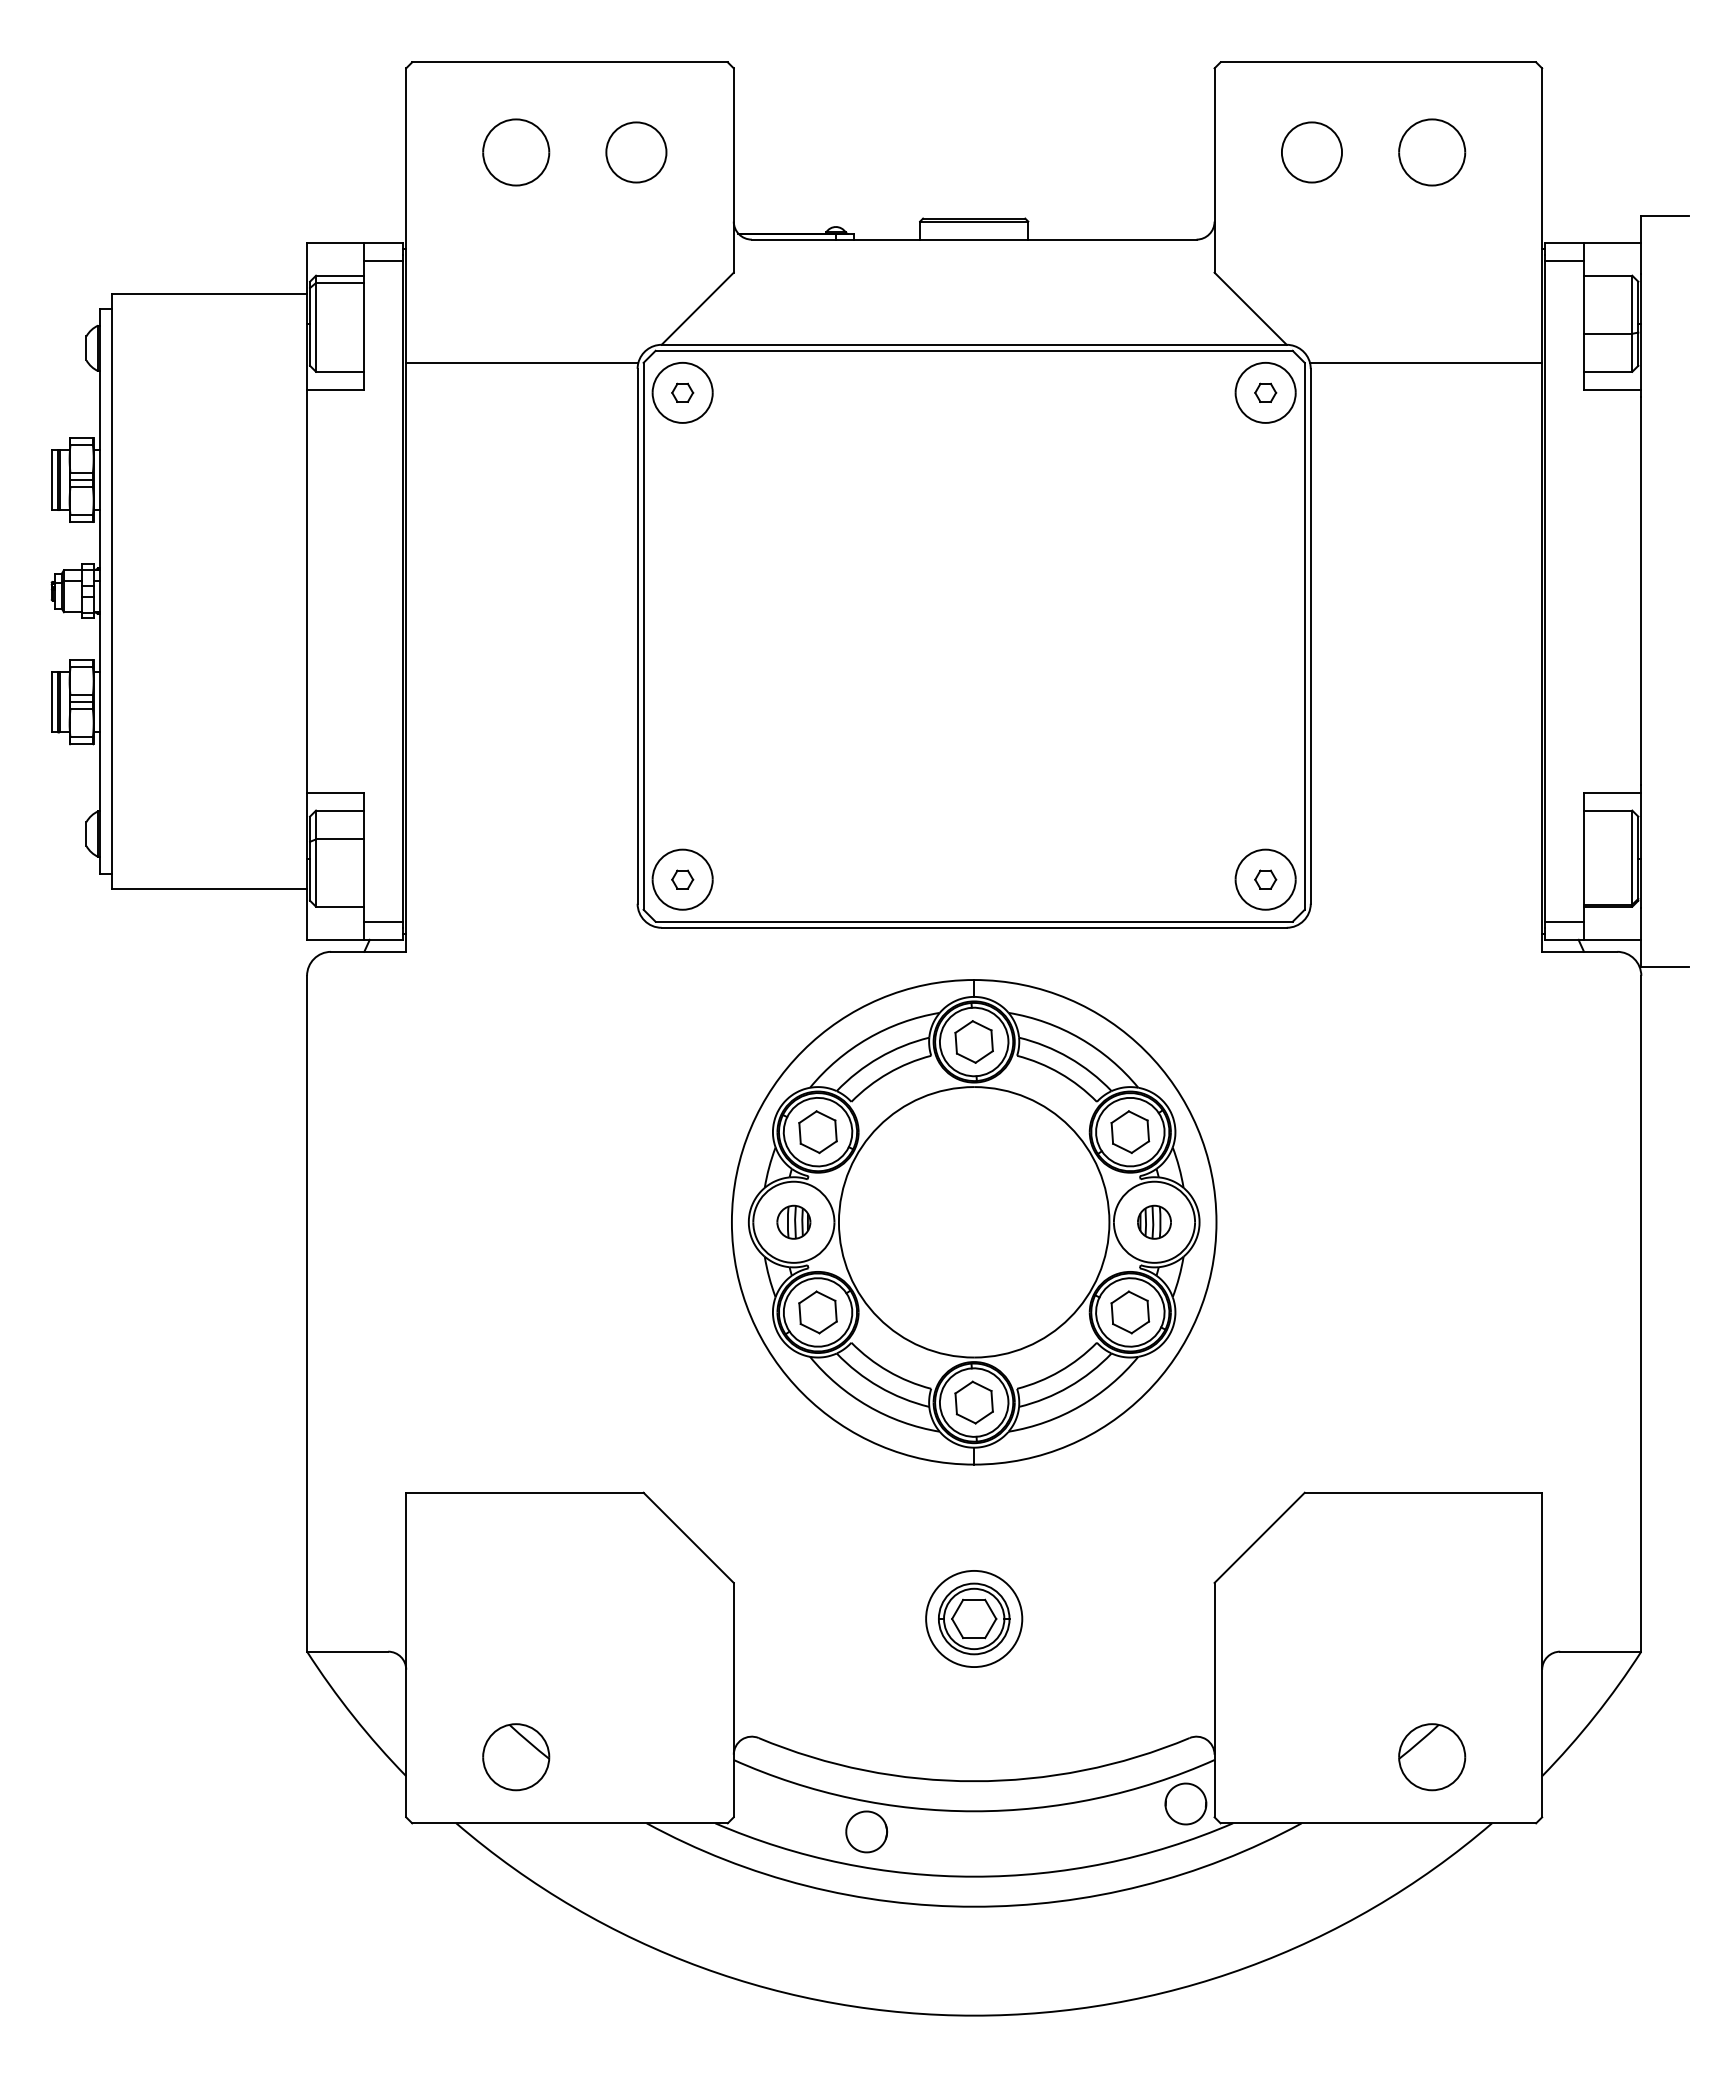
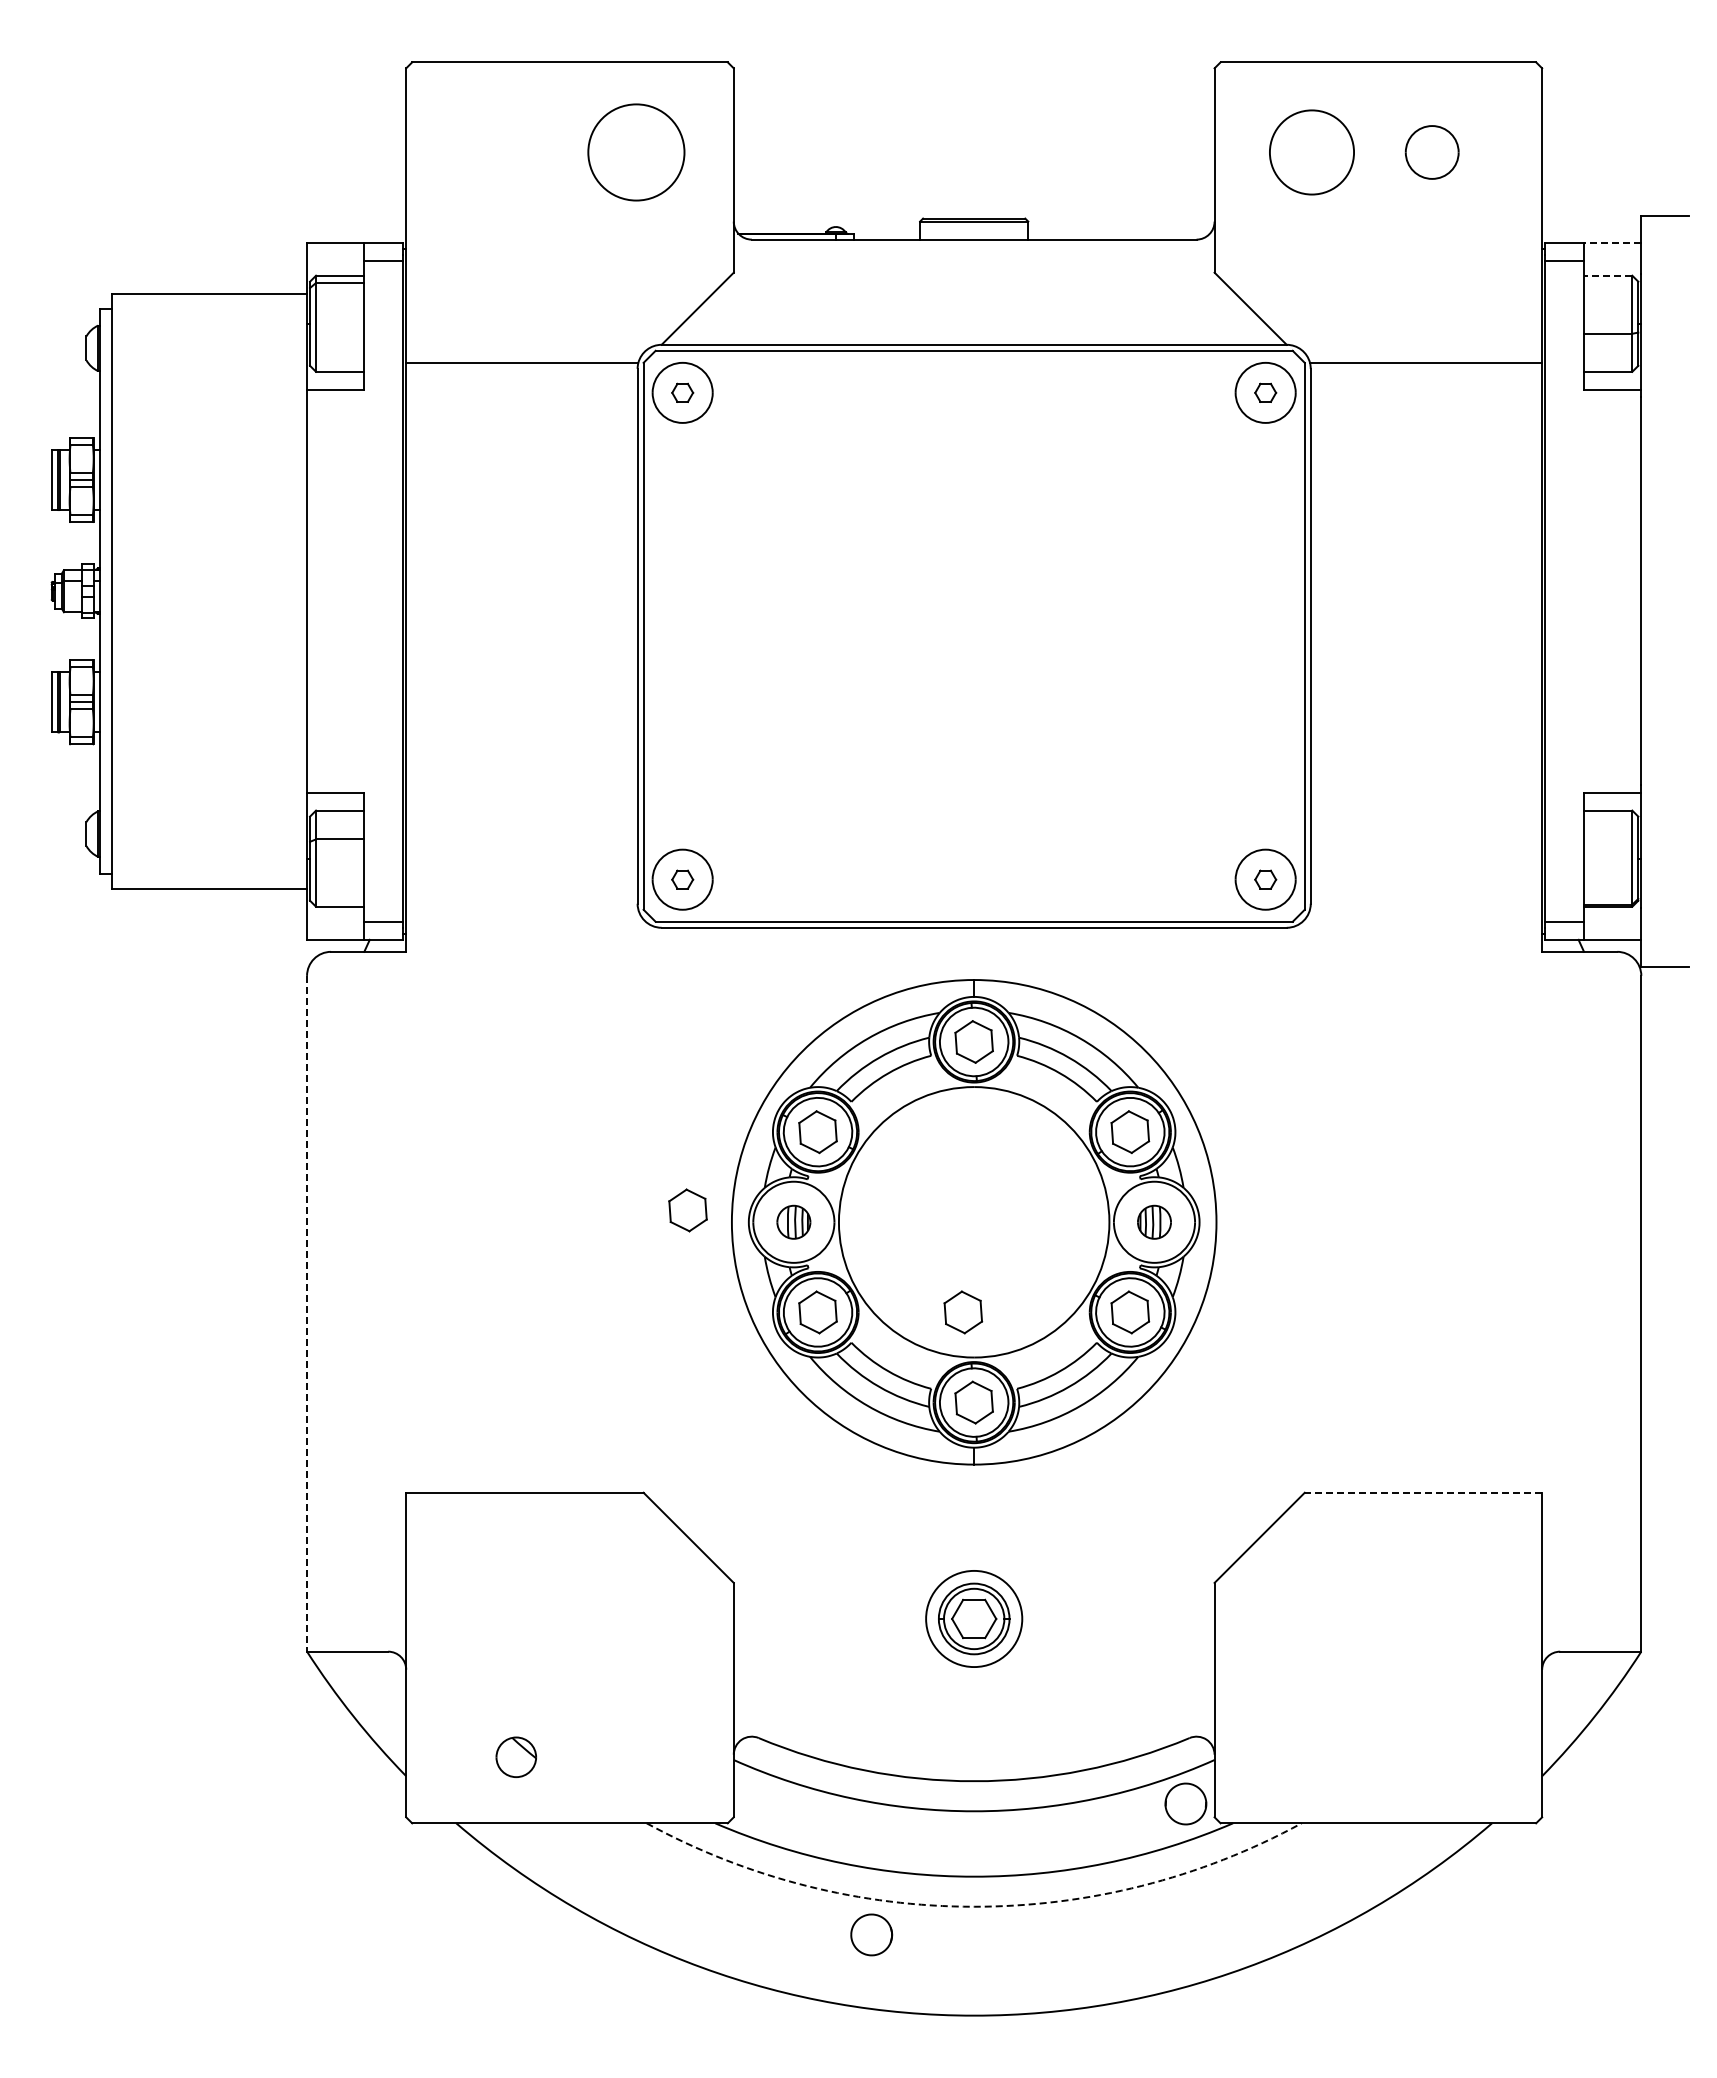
part: present -> none (516, 152)
circle diameter: 60 px -> 96 px (636, 152)
circle diameter: 60 px -> 84 px (1311, 152)
part size: 69x69 px -> 56x55 px (1431, 152)
line: solid -> dashed (1612, 242)
line: solid -> dashed (1607, 275)
part: none -> present (687, 1210)
part: none -> present (963, 1312)
line: solid -> dashed (307, 1313)
line: solid -> dashed (1423, 1492)
part size: 69x69 px -> 42x42 px (515, 1756)
part: present -> none (1432, 1757)
part position: (866, 1831) -> (871, 1934) (871, 1934)
arc: solid -> dashed (974, 1906)
